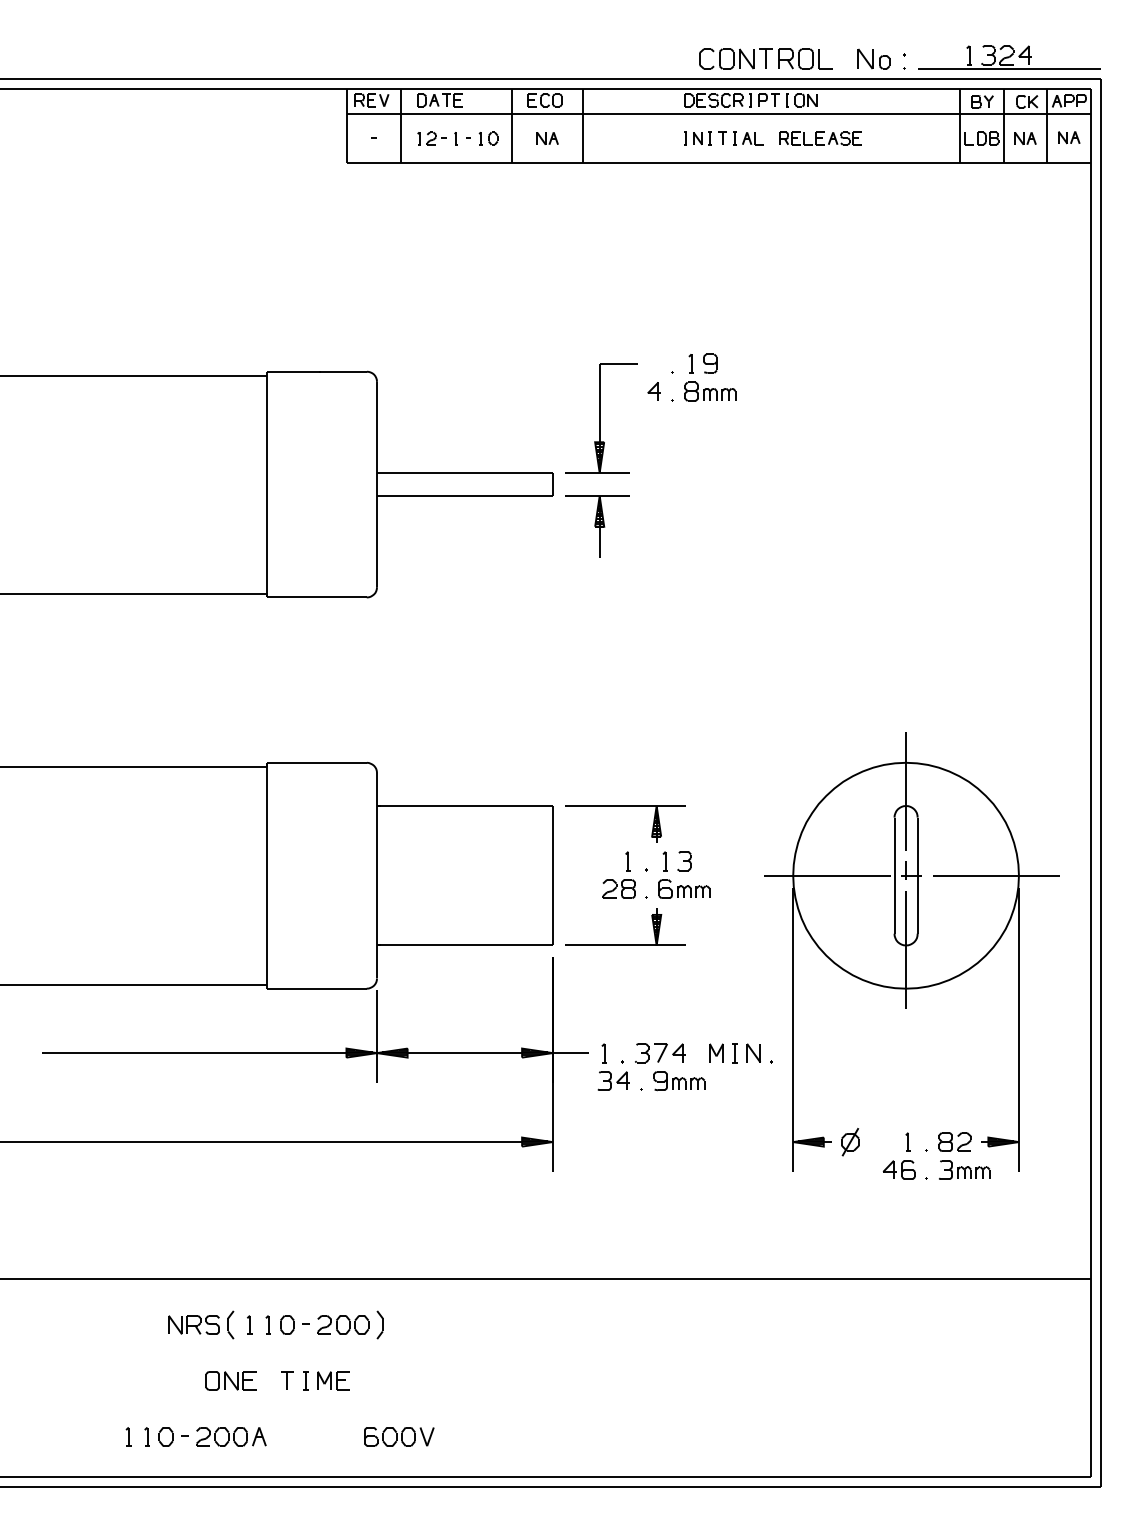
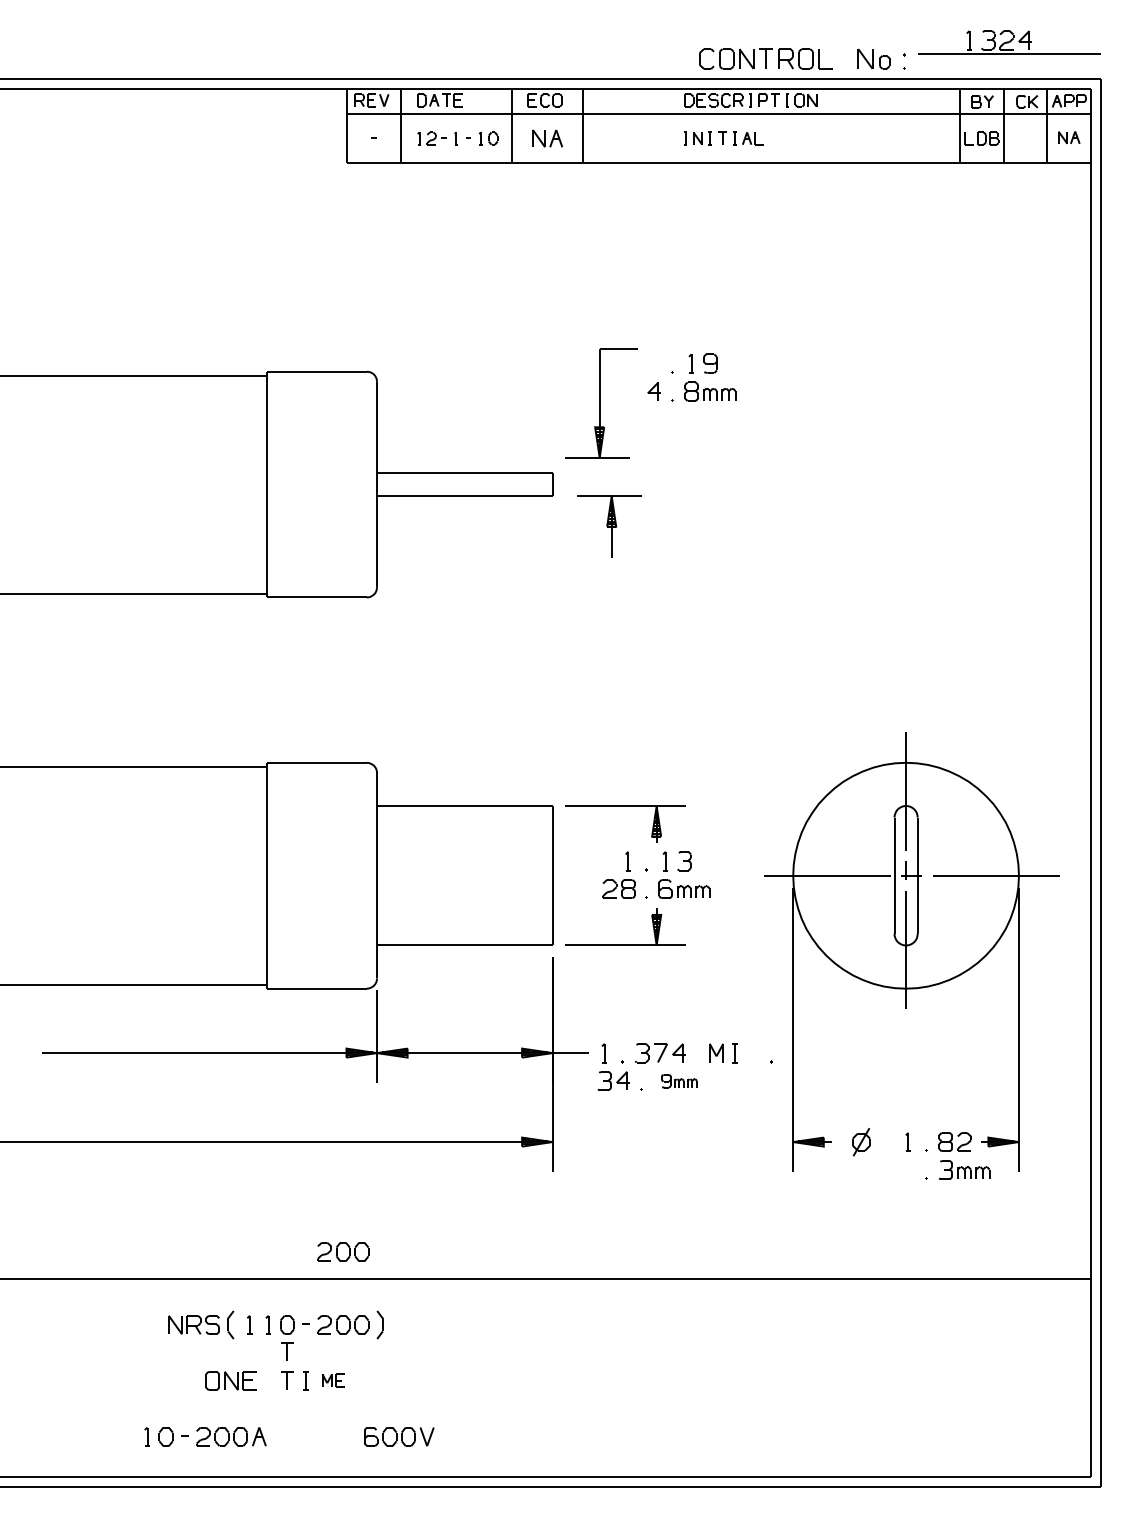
part position: (1009, 57) -> (1009, 42) (1009, 42)
part size: 23x13 px -> 31x19 px (547, 138)
part: present -> none (820, 138)
part: present -> none (1025, 138)
part position: (601, 418) -> (601, 403) (601, 403)
part position: (597, 526) -> (609, 526) (609, 526)
part: present -> none (753, 1052)
part size: 53x21 px -> 37x15 px (679, 1081)
part position: (850, 1142) -> (861, 1142) (861, 1142)
part: present -> none (898, 1169)
part: none -> present (343, 1251)
part: none -> present (287, 1351)
part size: 33x20 px -> 23x15 px (333, 1380)
part: present -> none (128, 1436)
